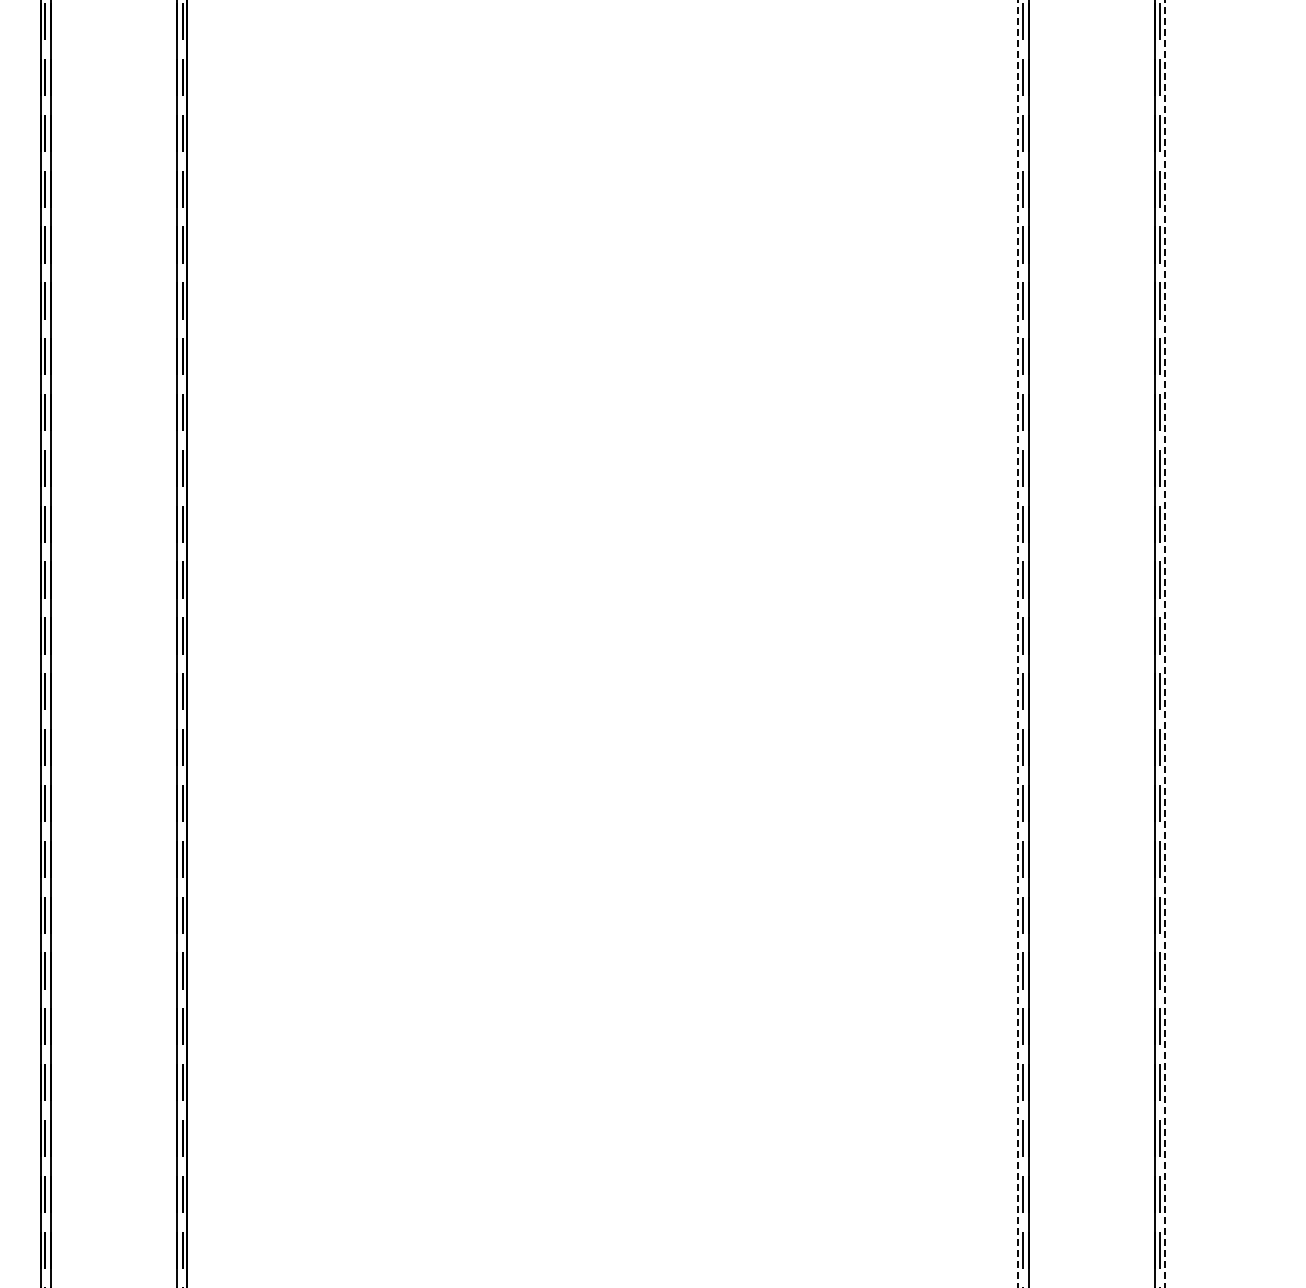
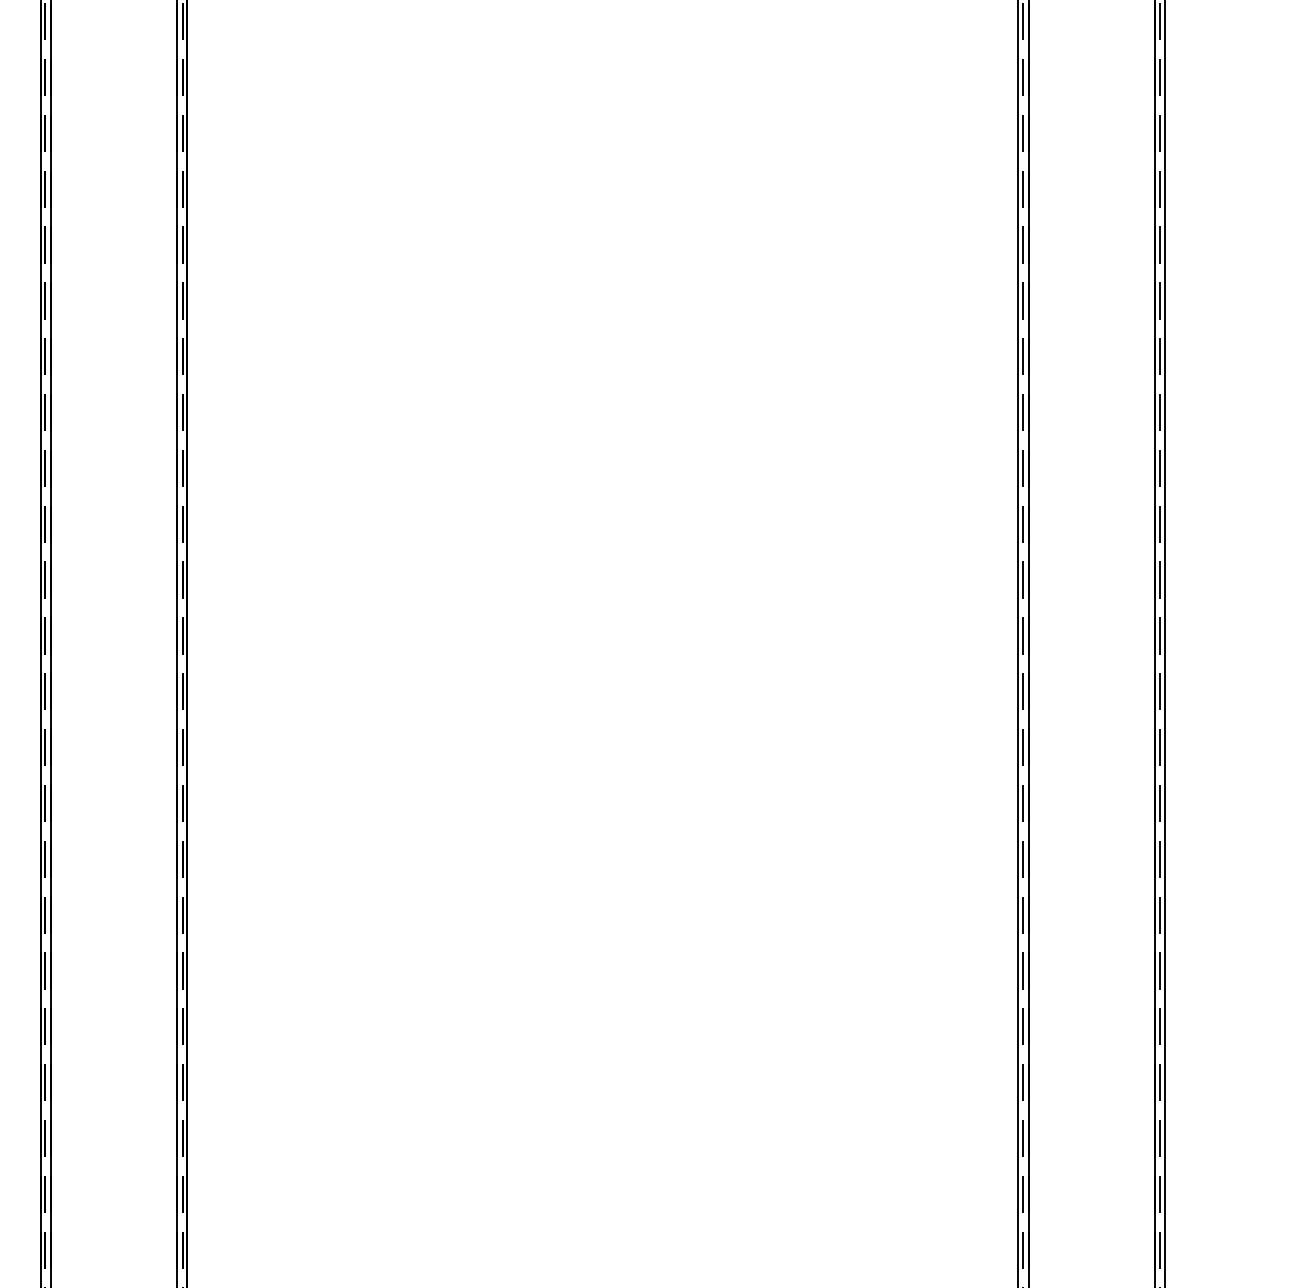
line: dashed -> solid (1018, 643)
line: dashed -> solid (1164, 643)
